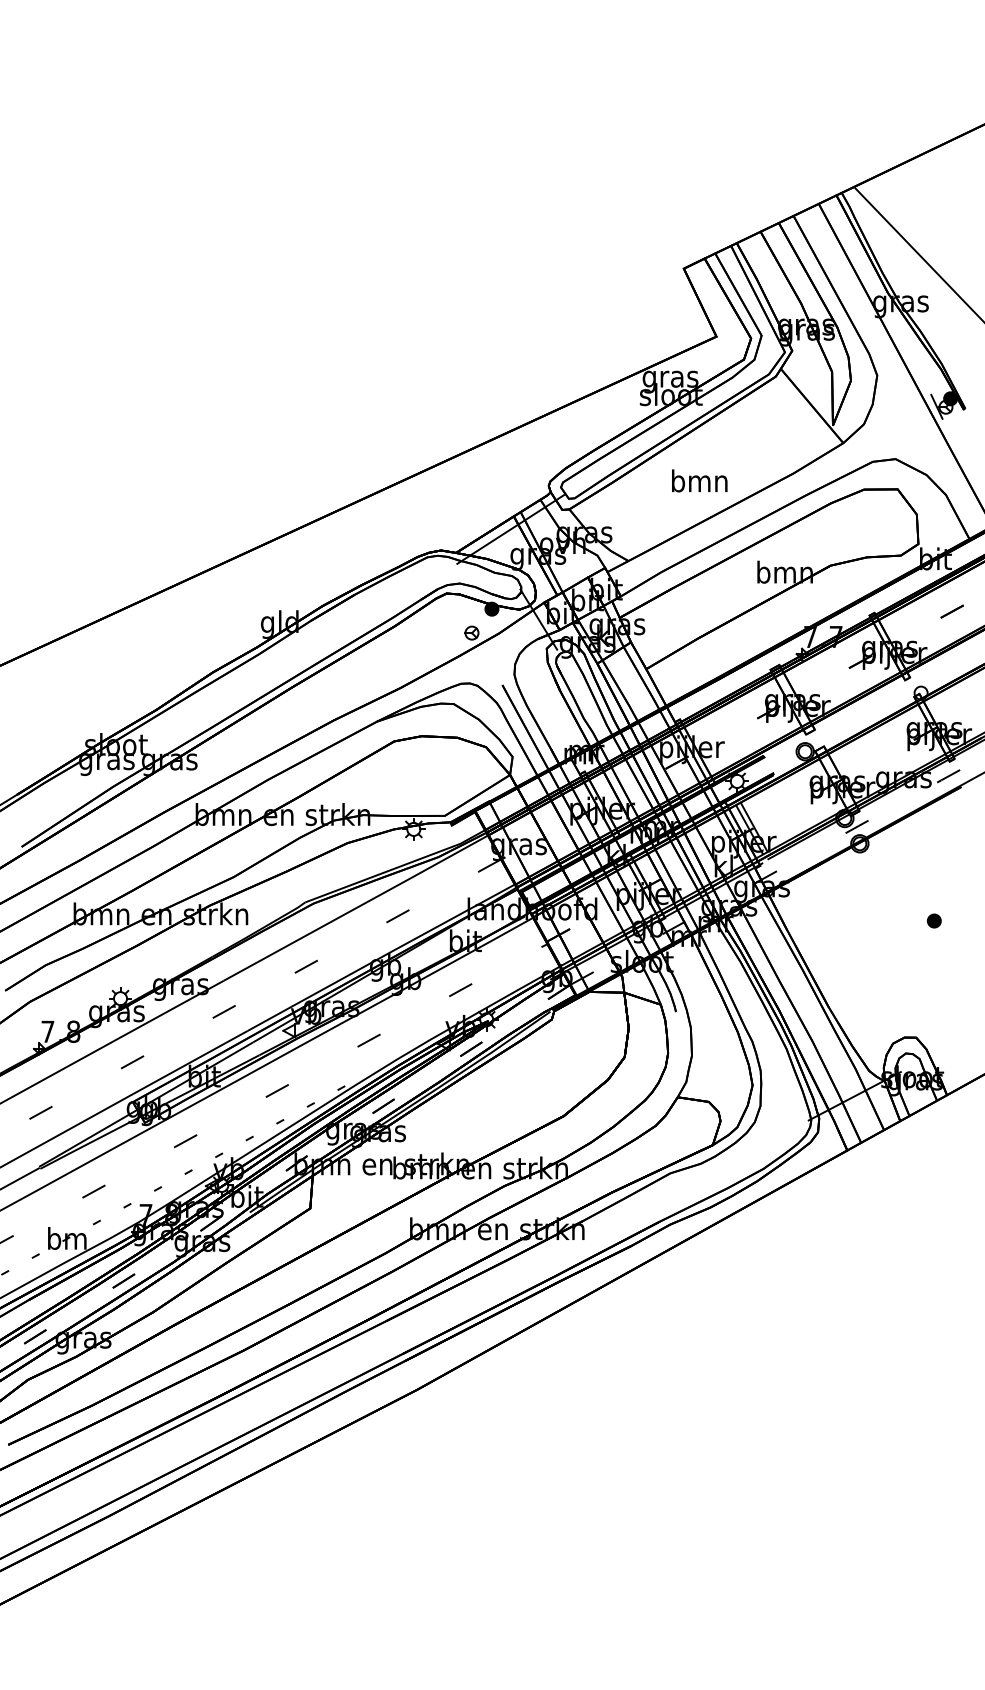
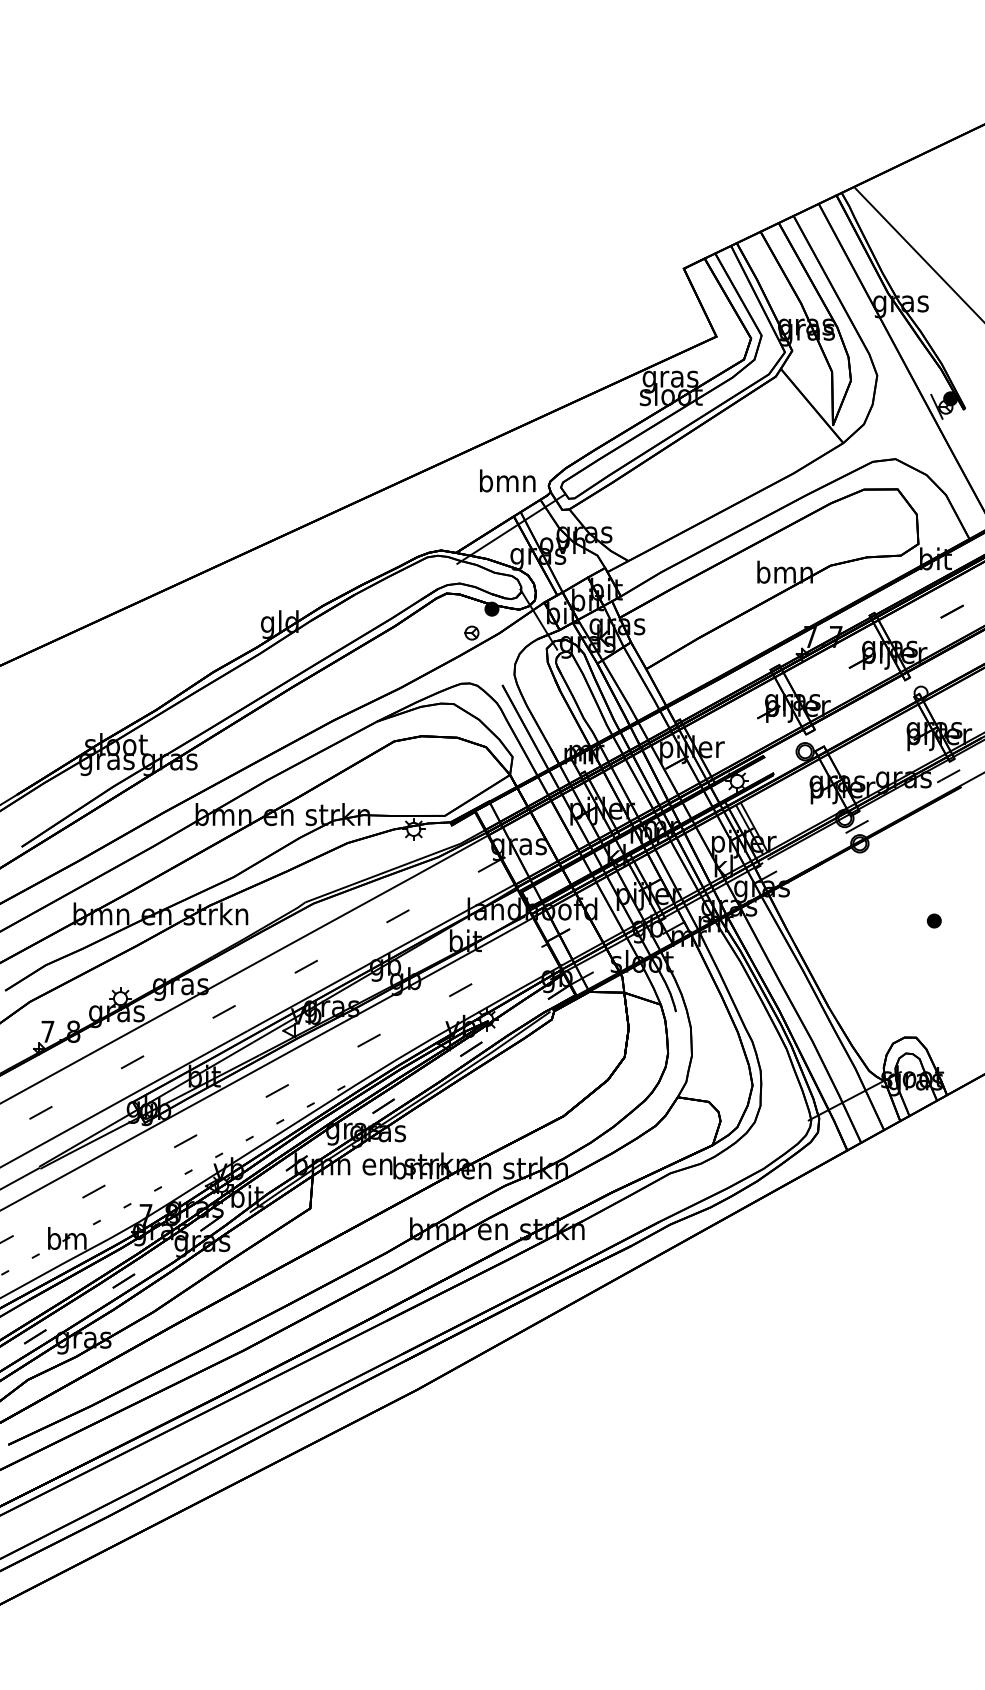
text position: (699, 480) -> (507, 480) (507, 480)
